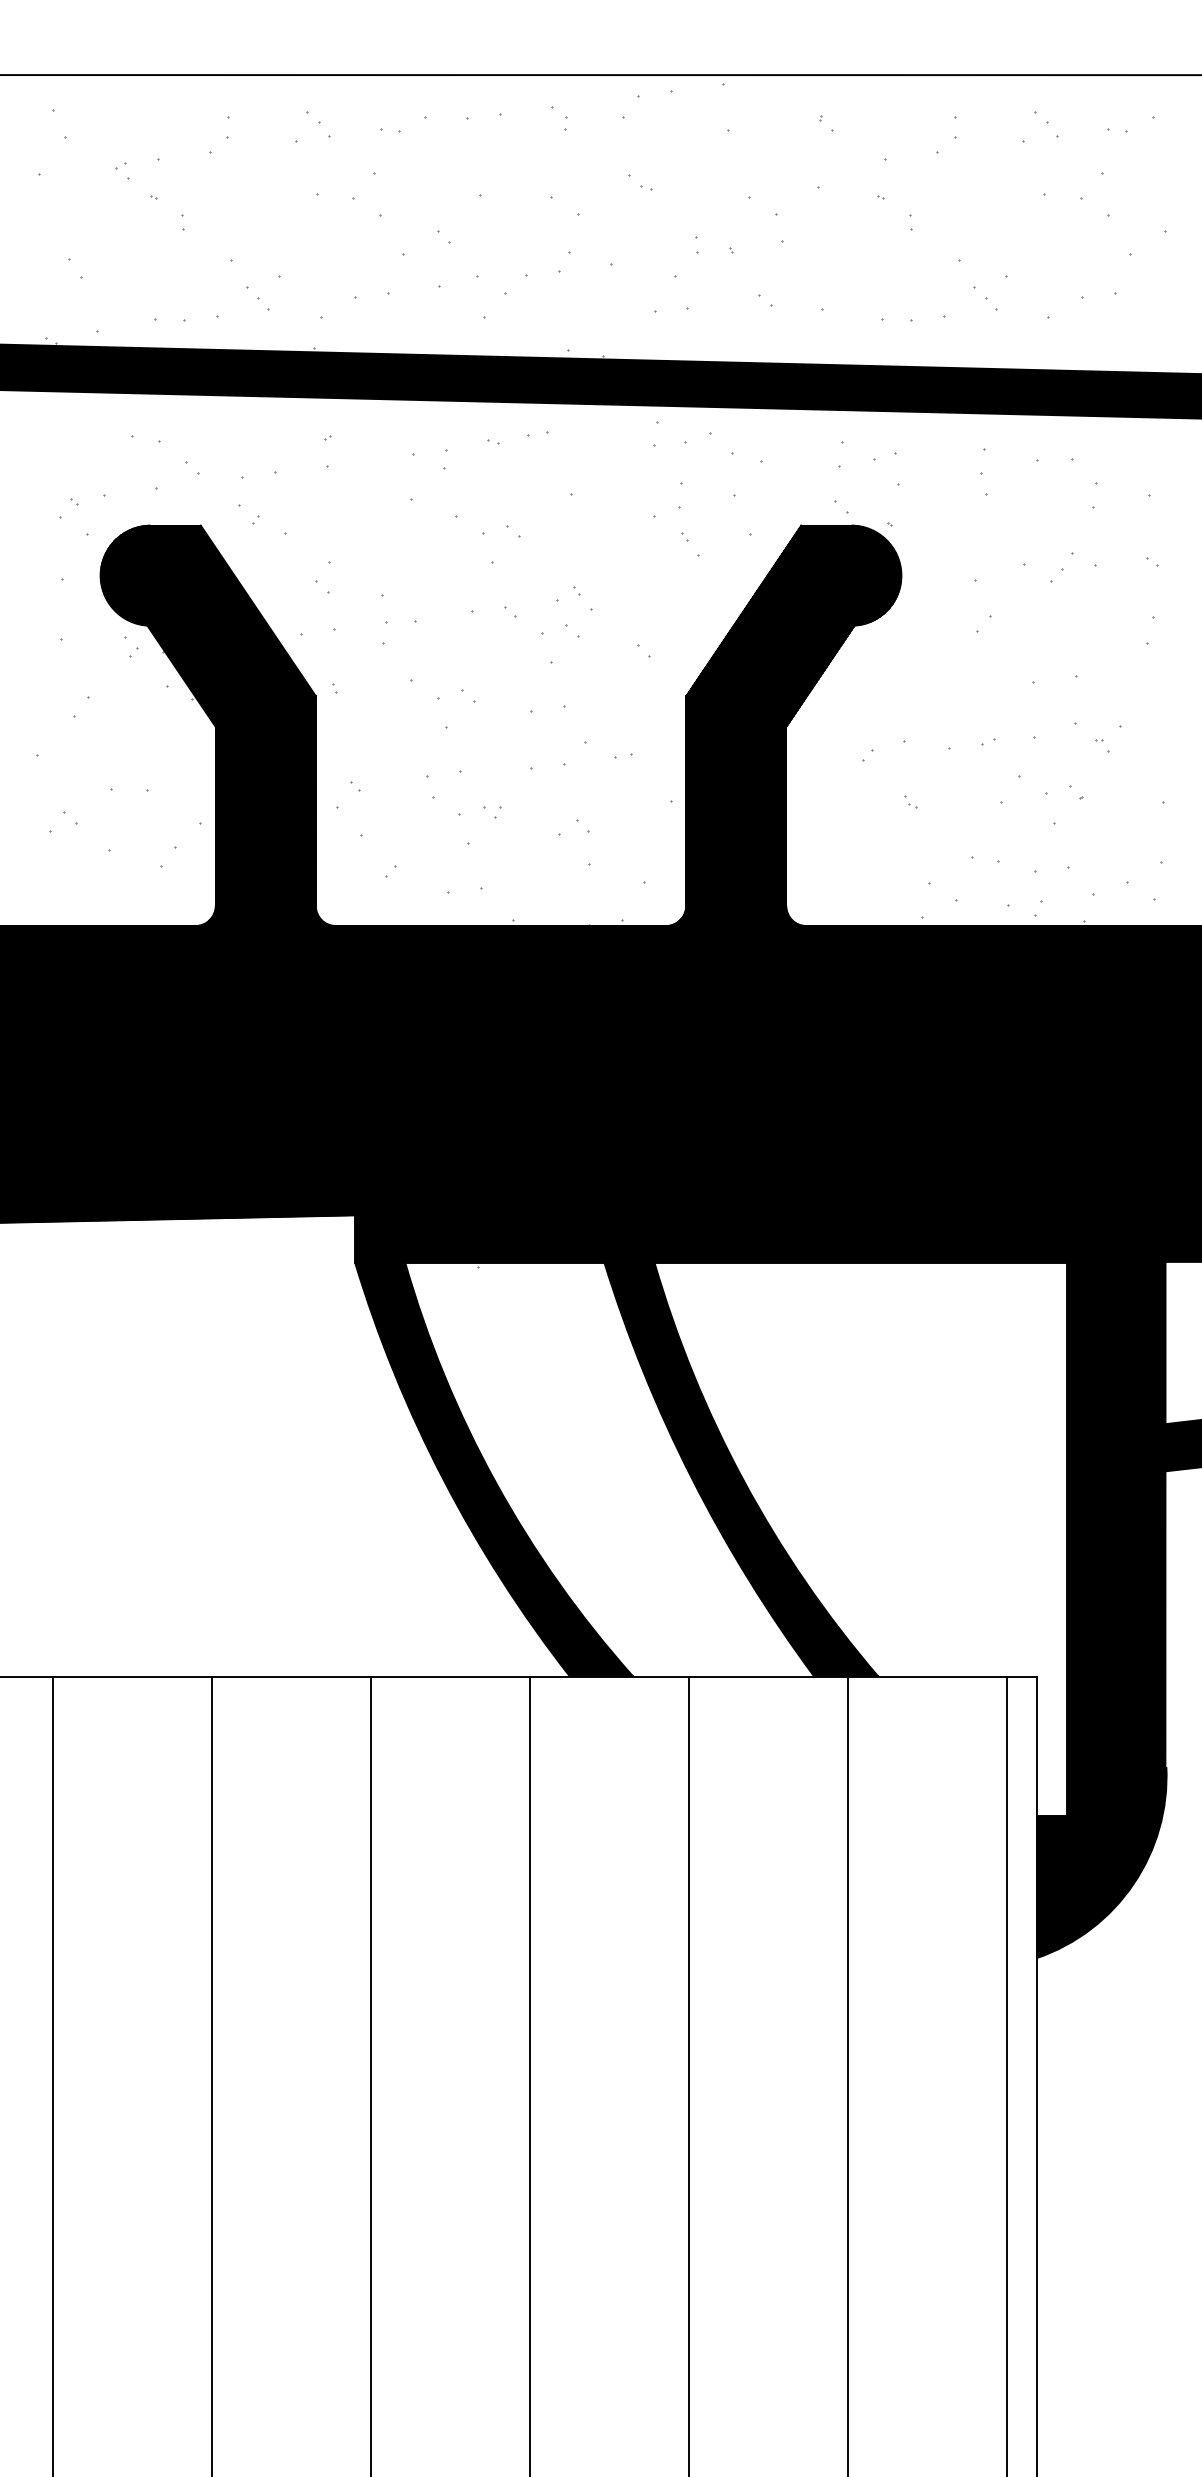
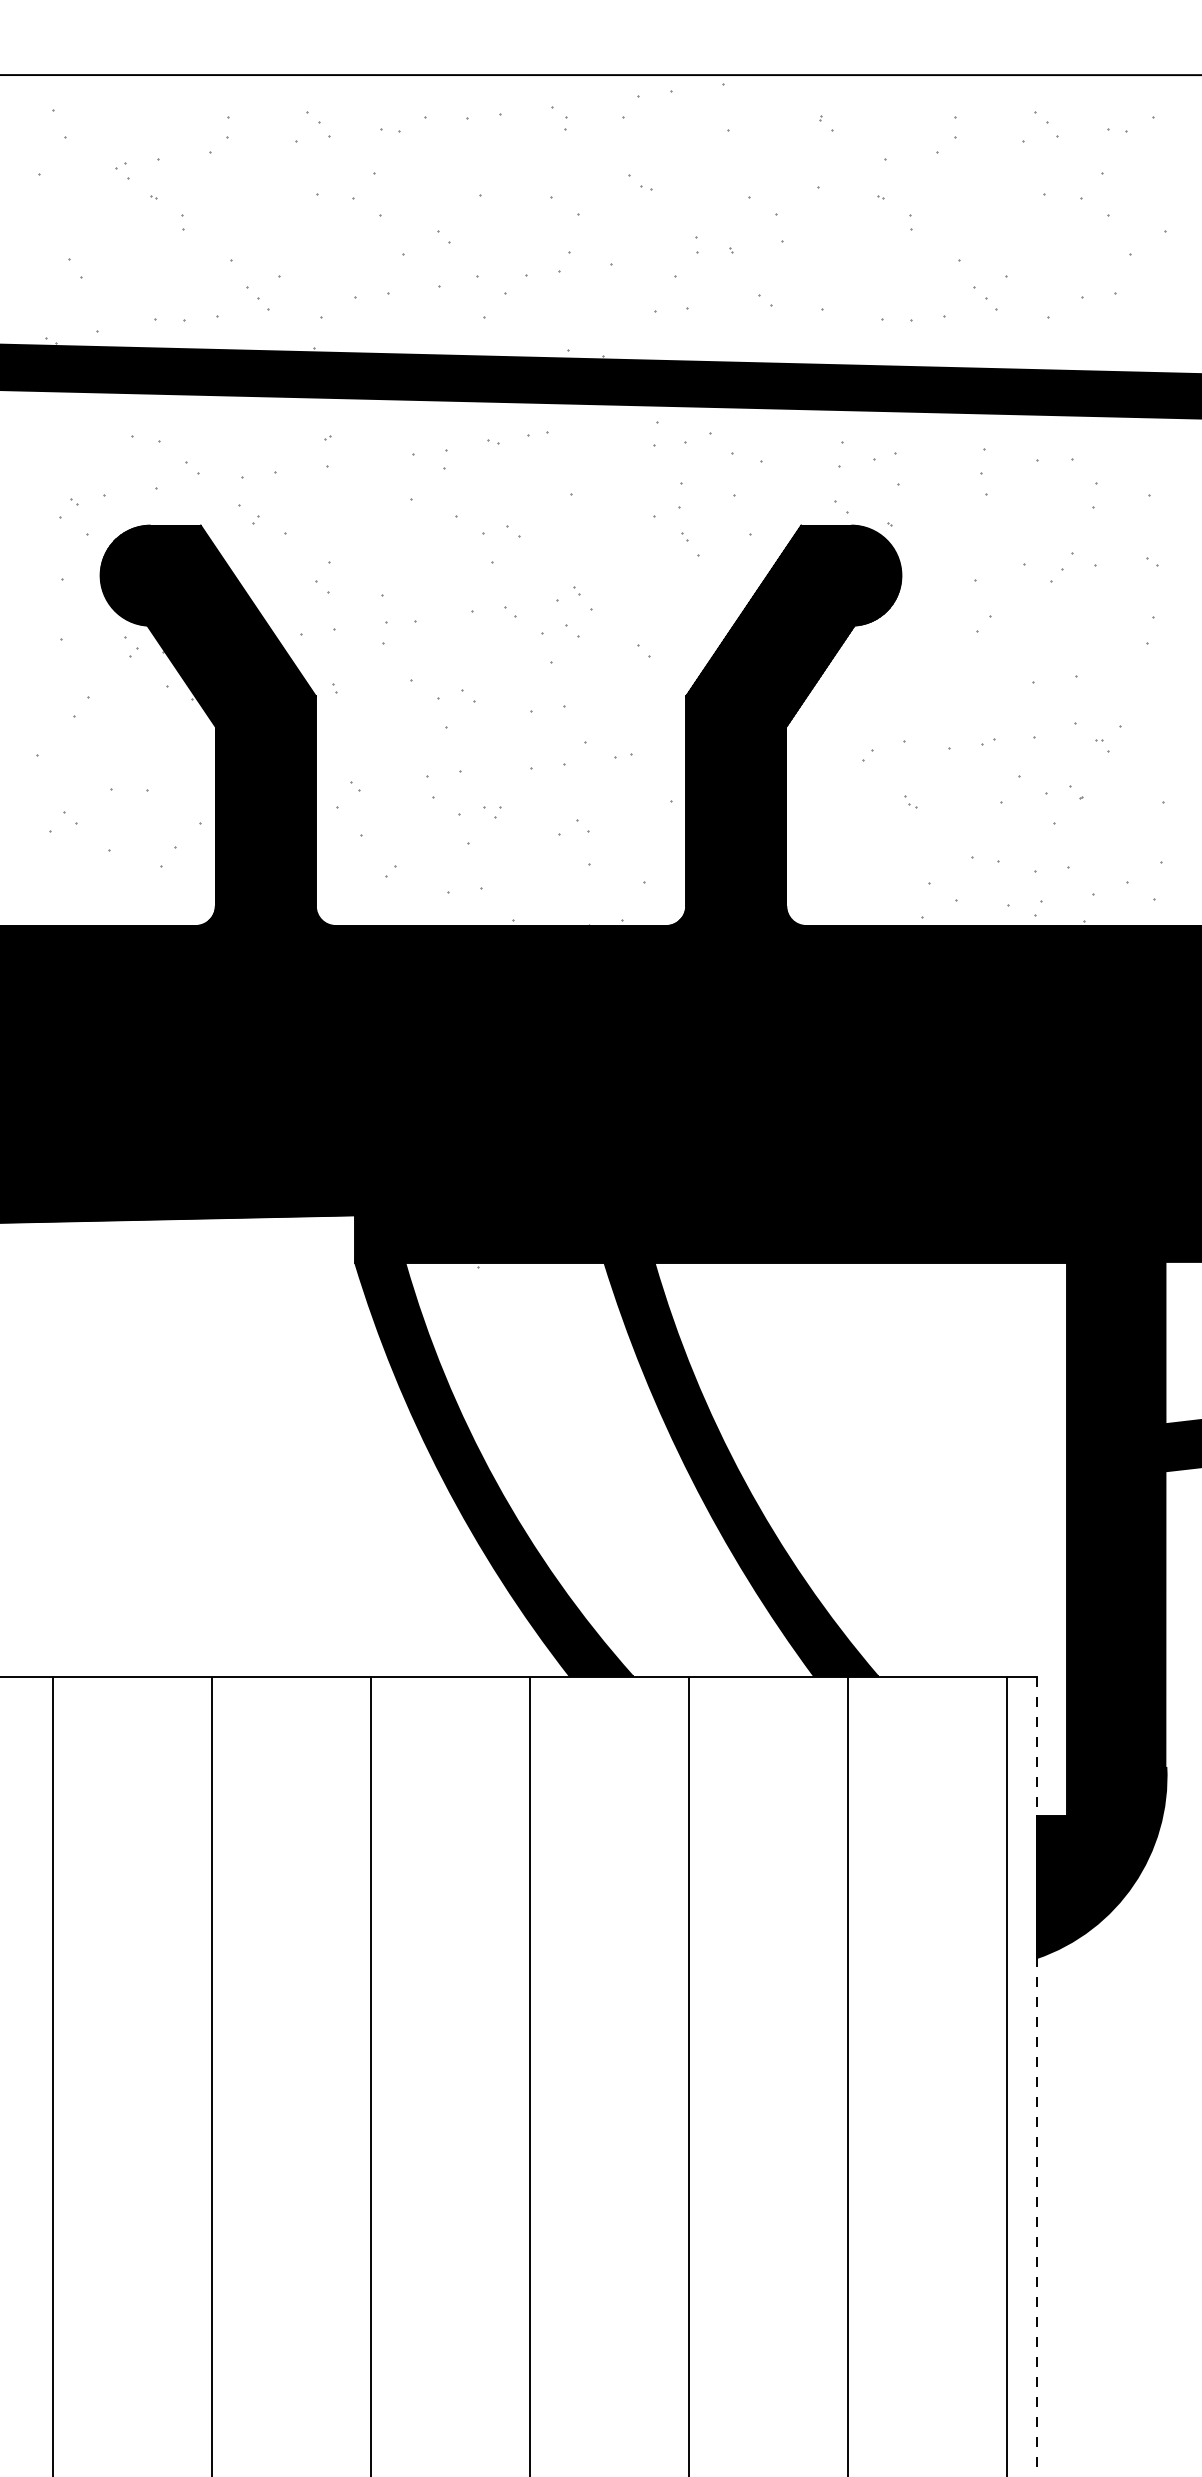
line: solid -> dashed (1036, 2076)
